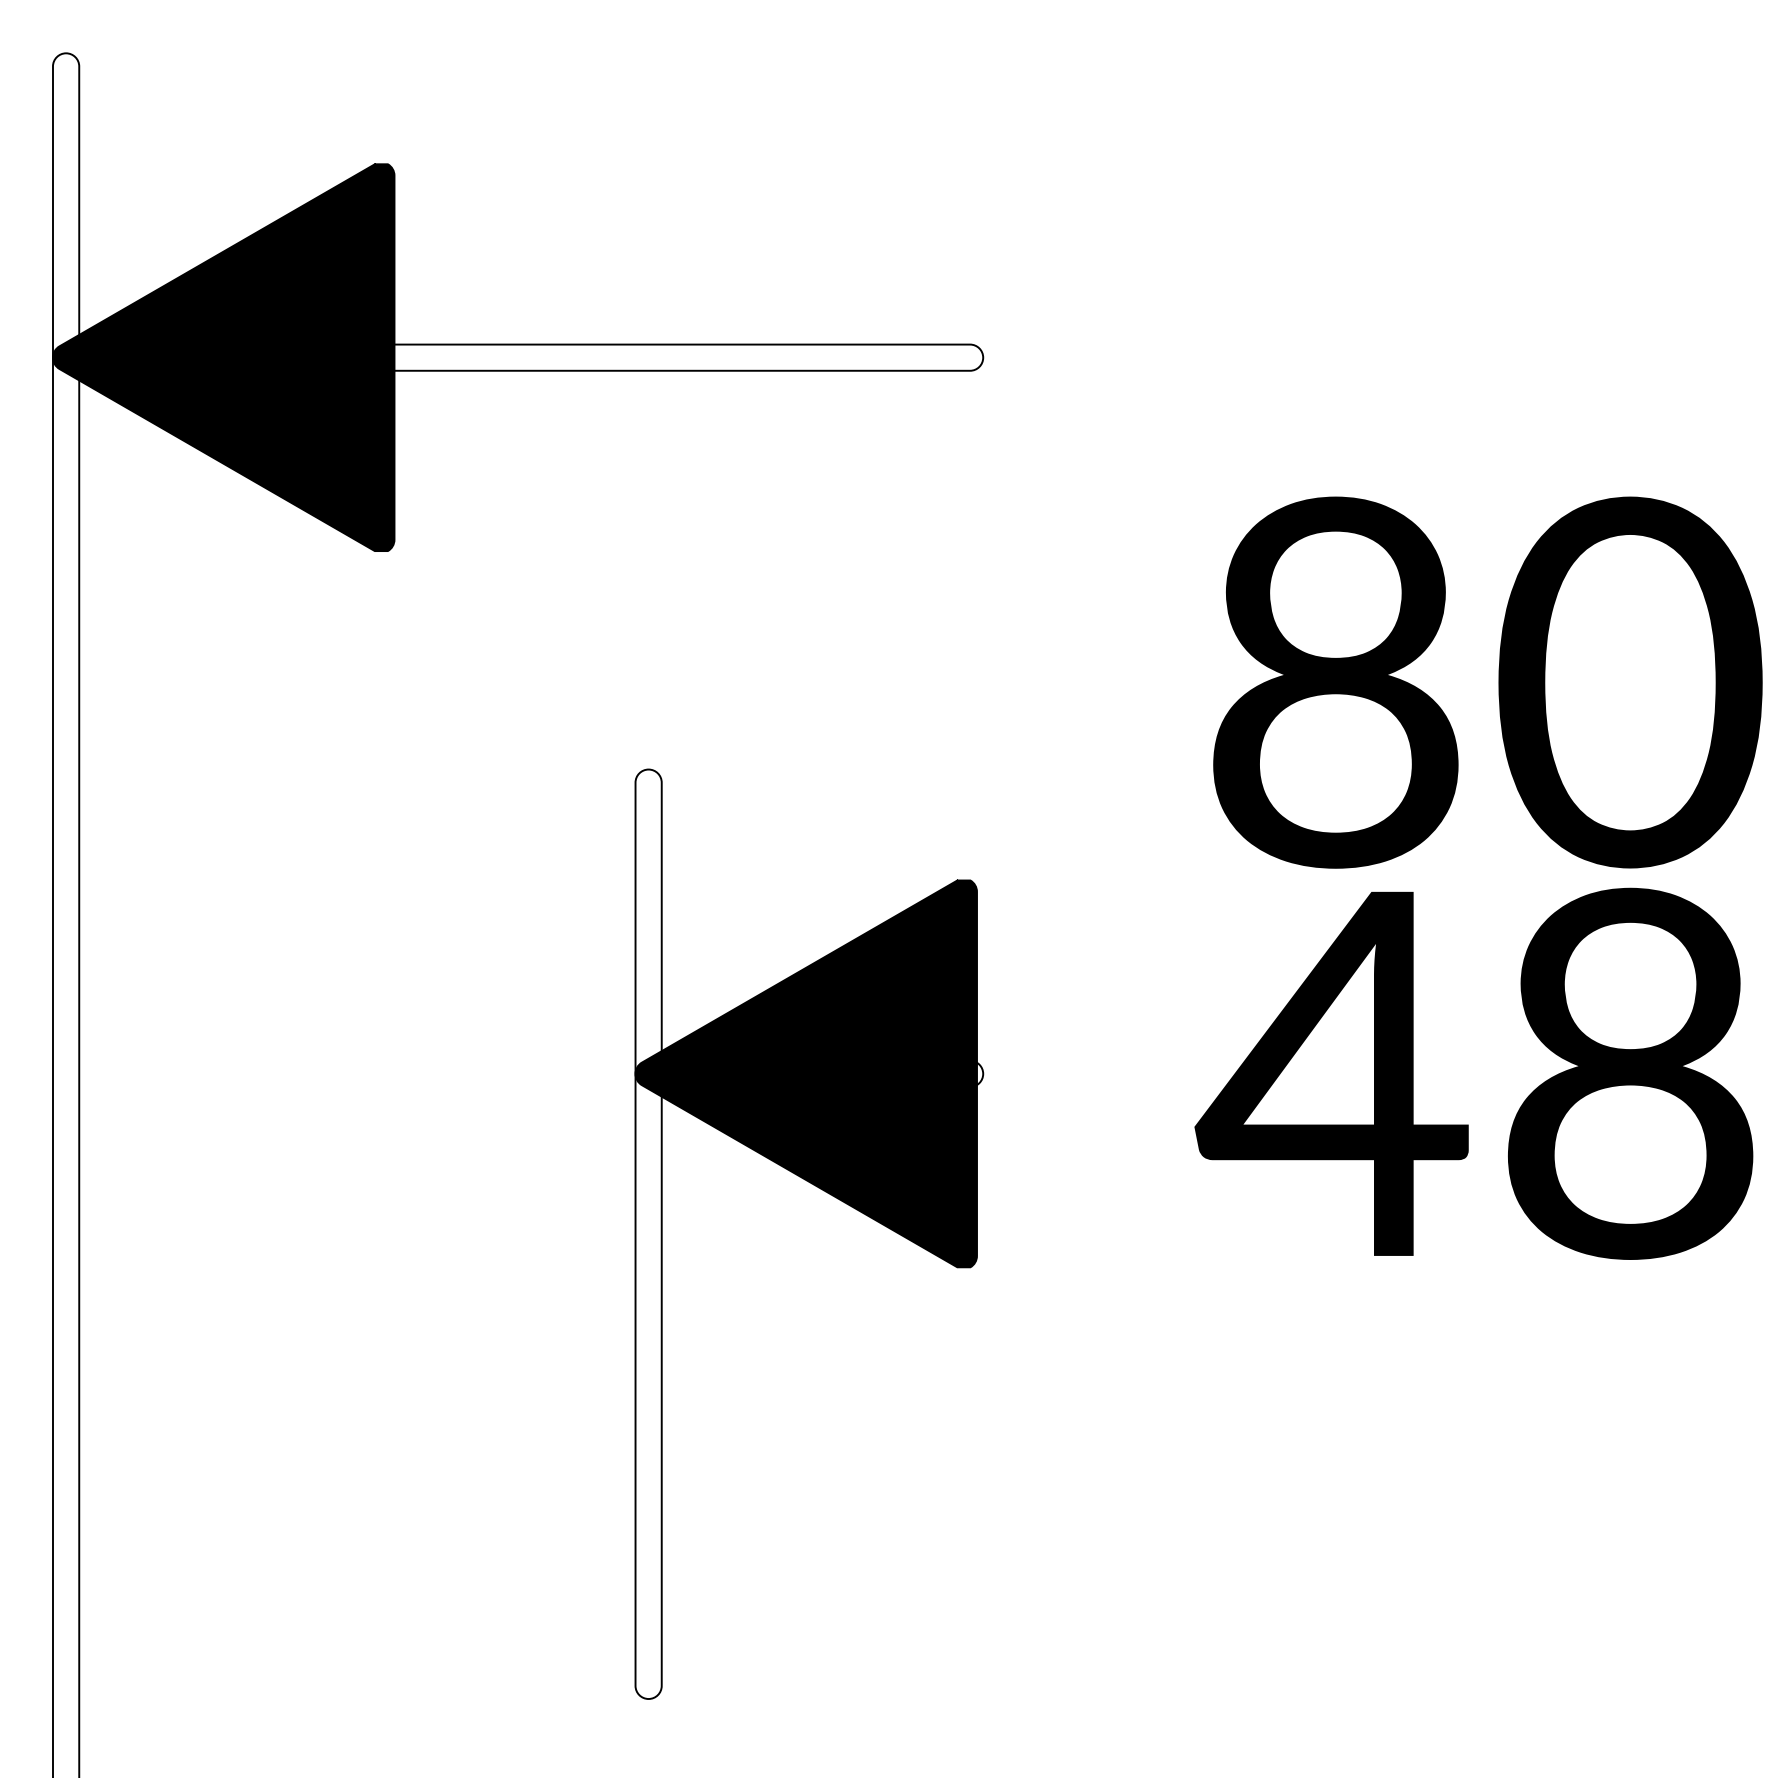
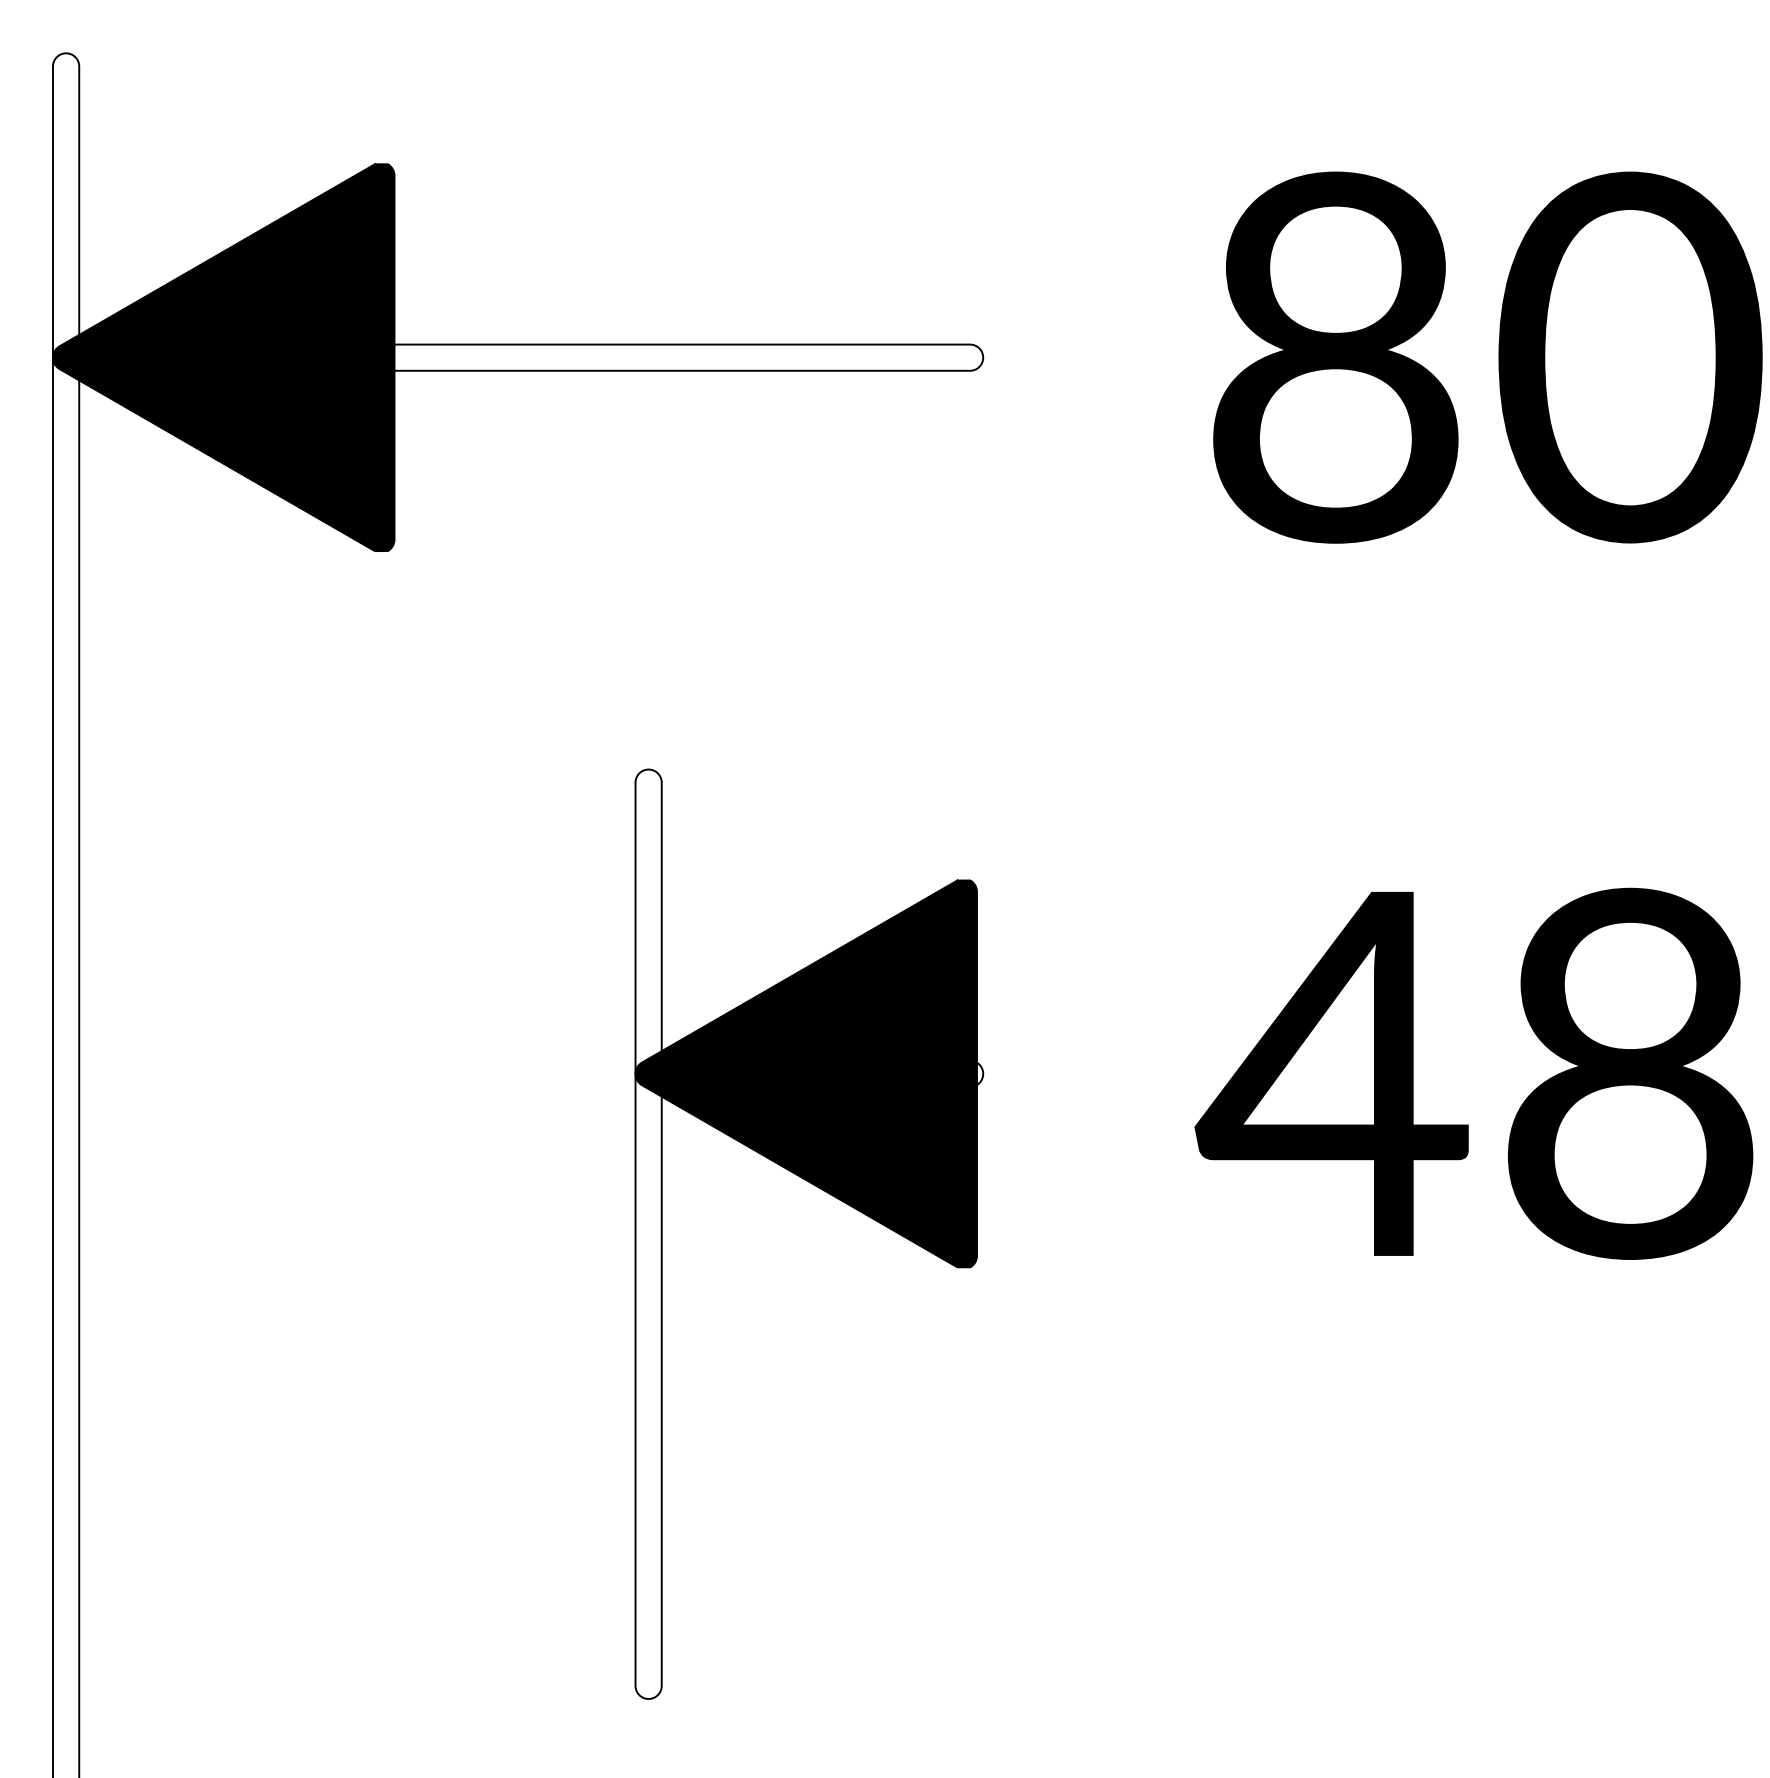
text position: (1487, 682) -> (1487, 357) (1487, 357)
